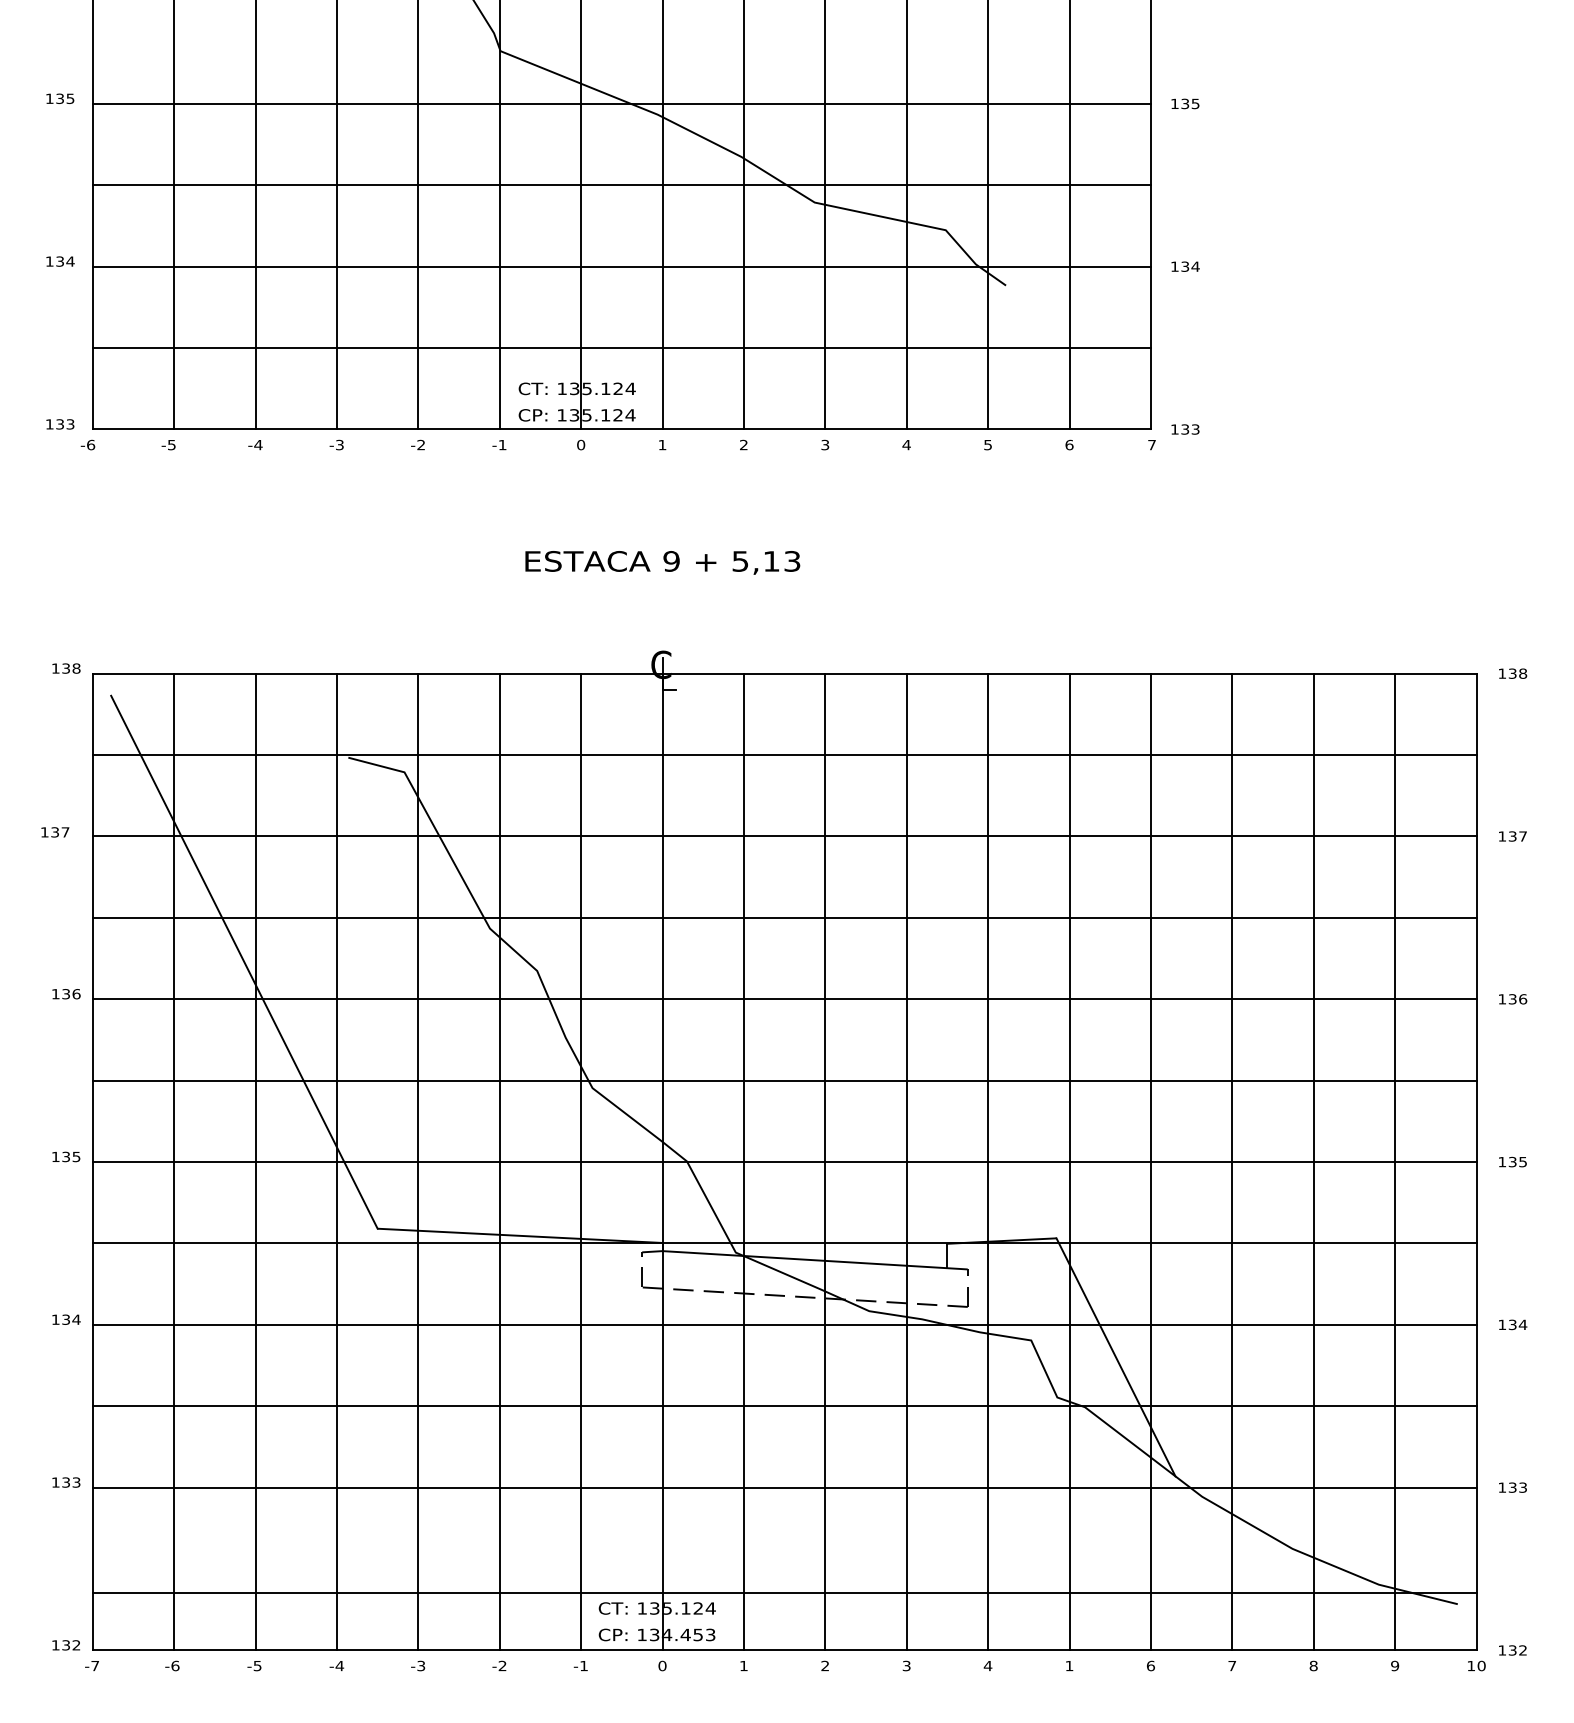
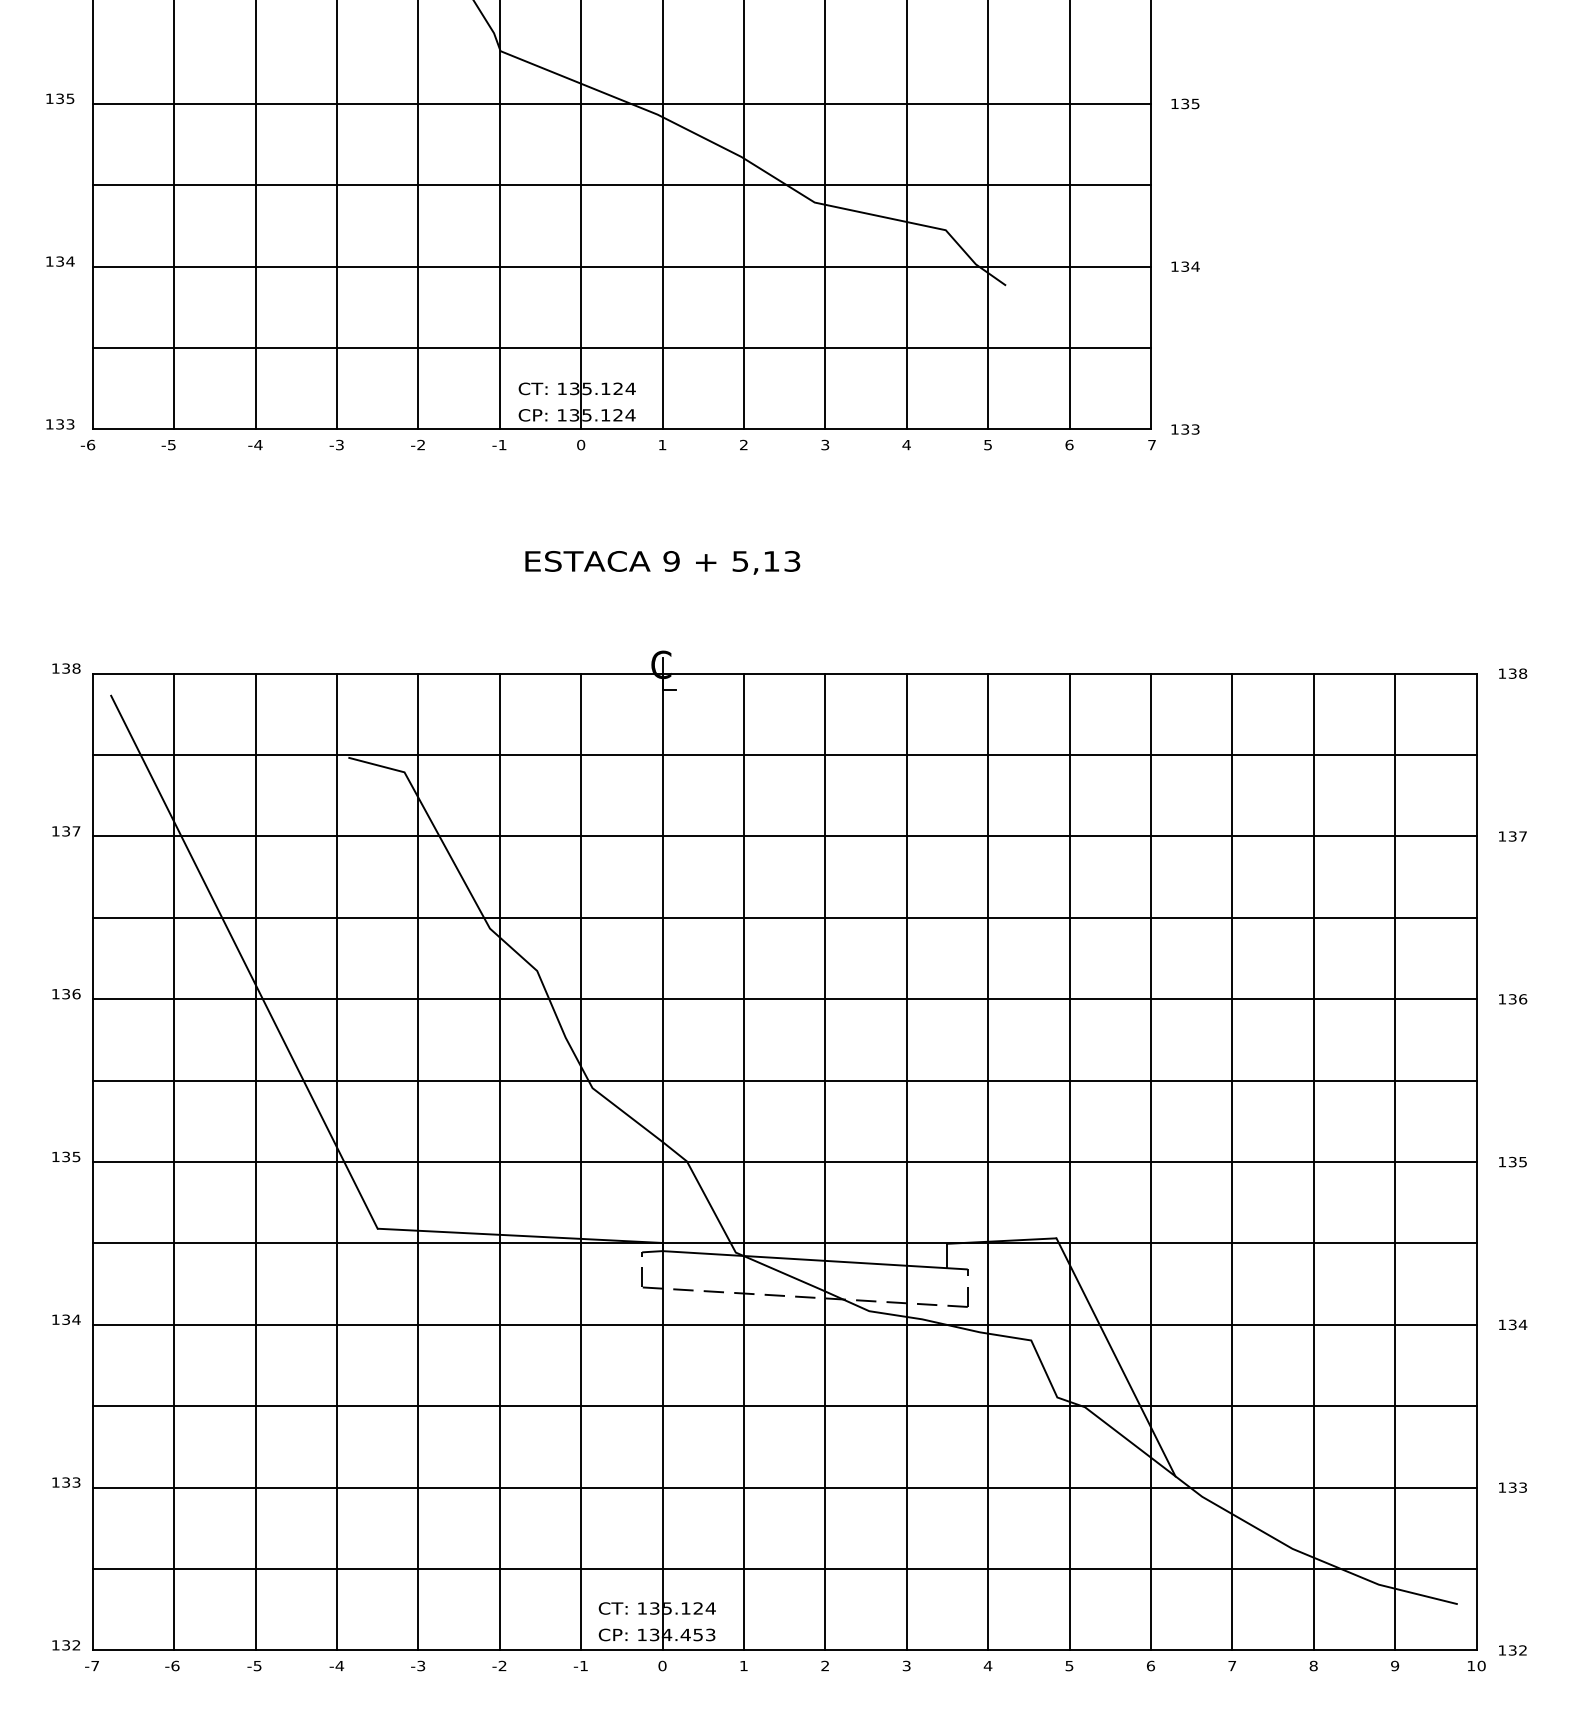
text position: (55, 832) -> (66, 831) (66, 831)
line position: (784, 1593) -> (784, 1569) (784, 1569)
text: 1 -> 5 (1069, 1666)
